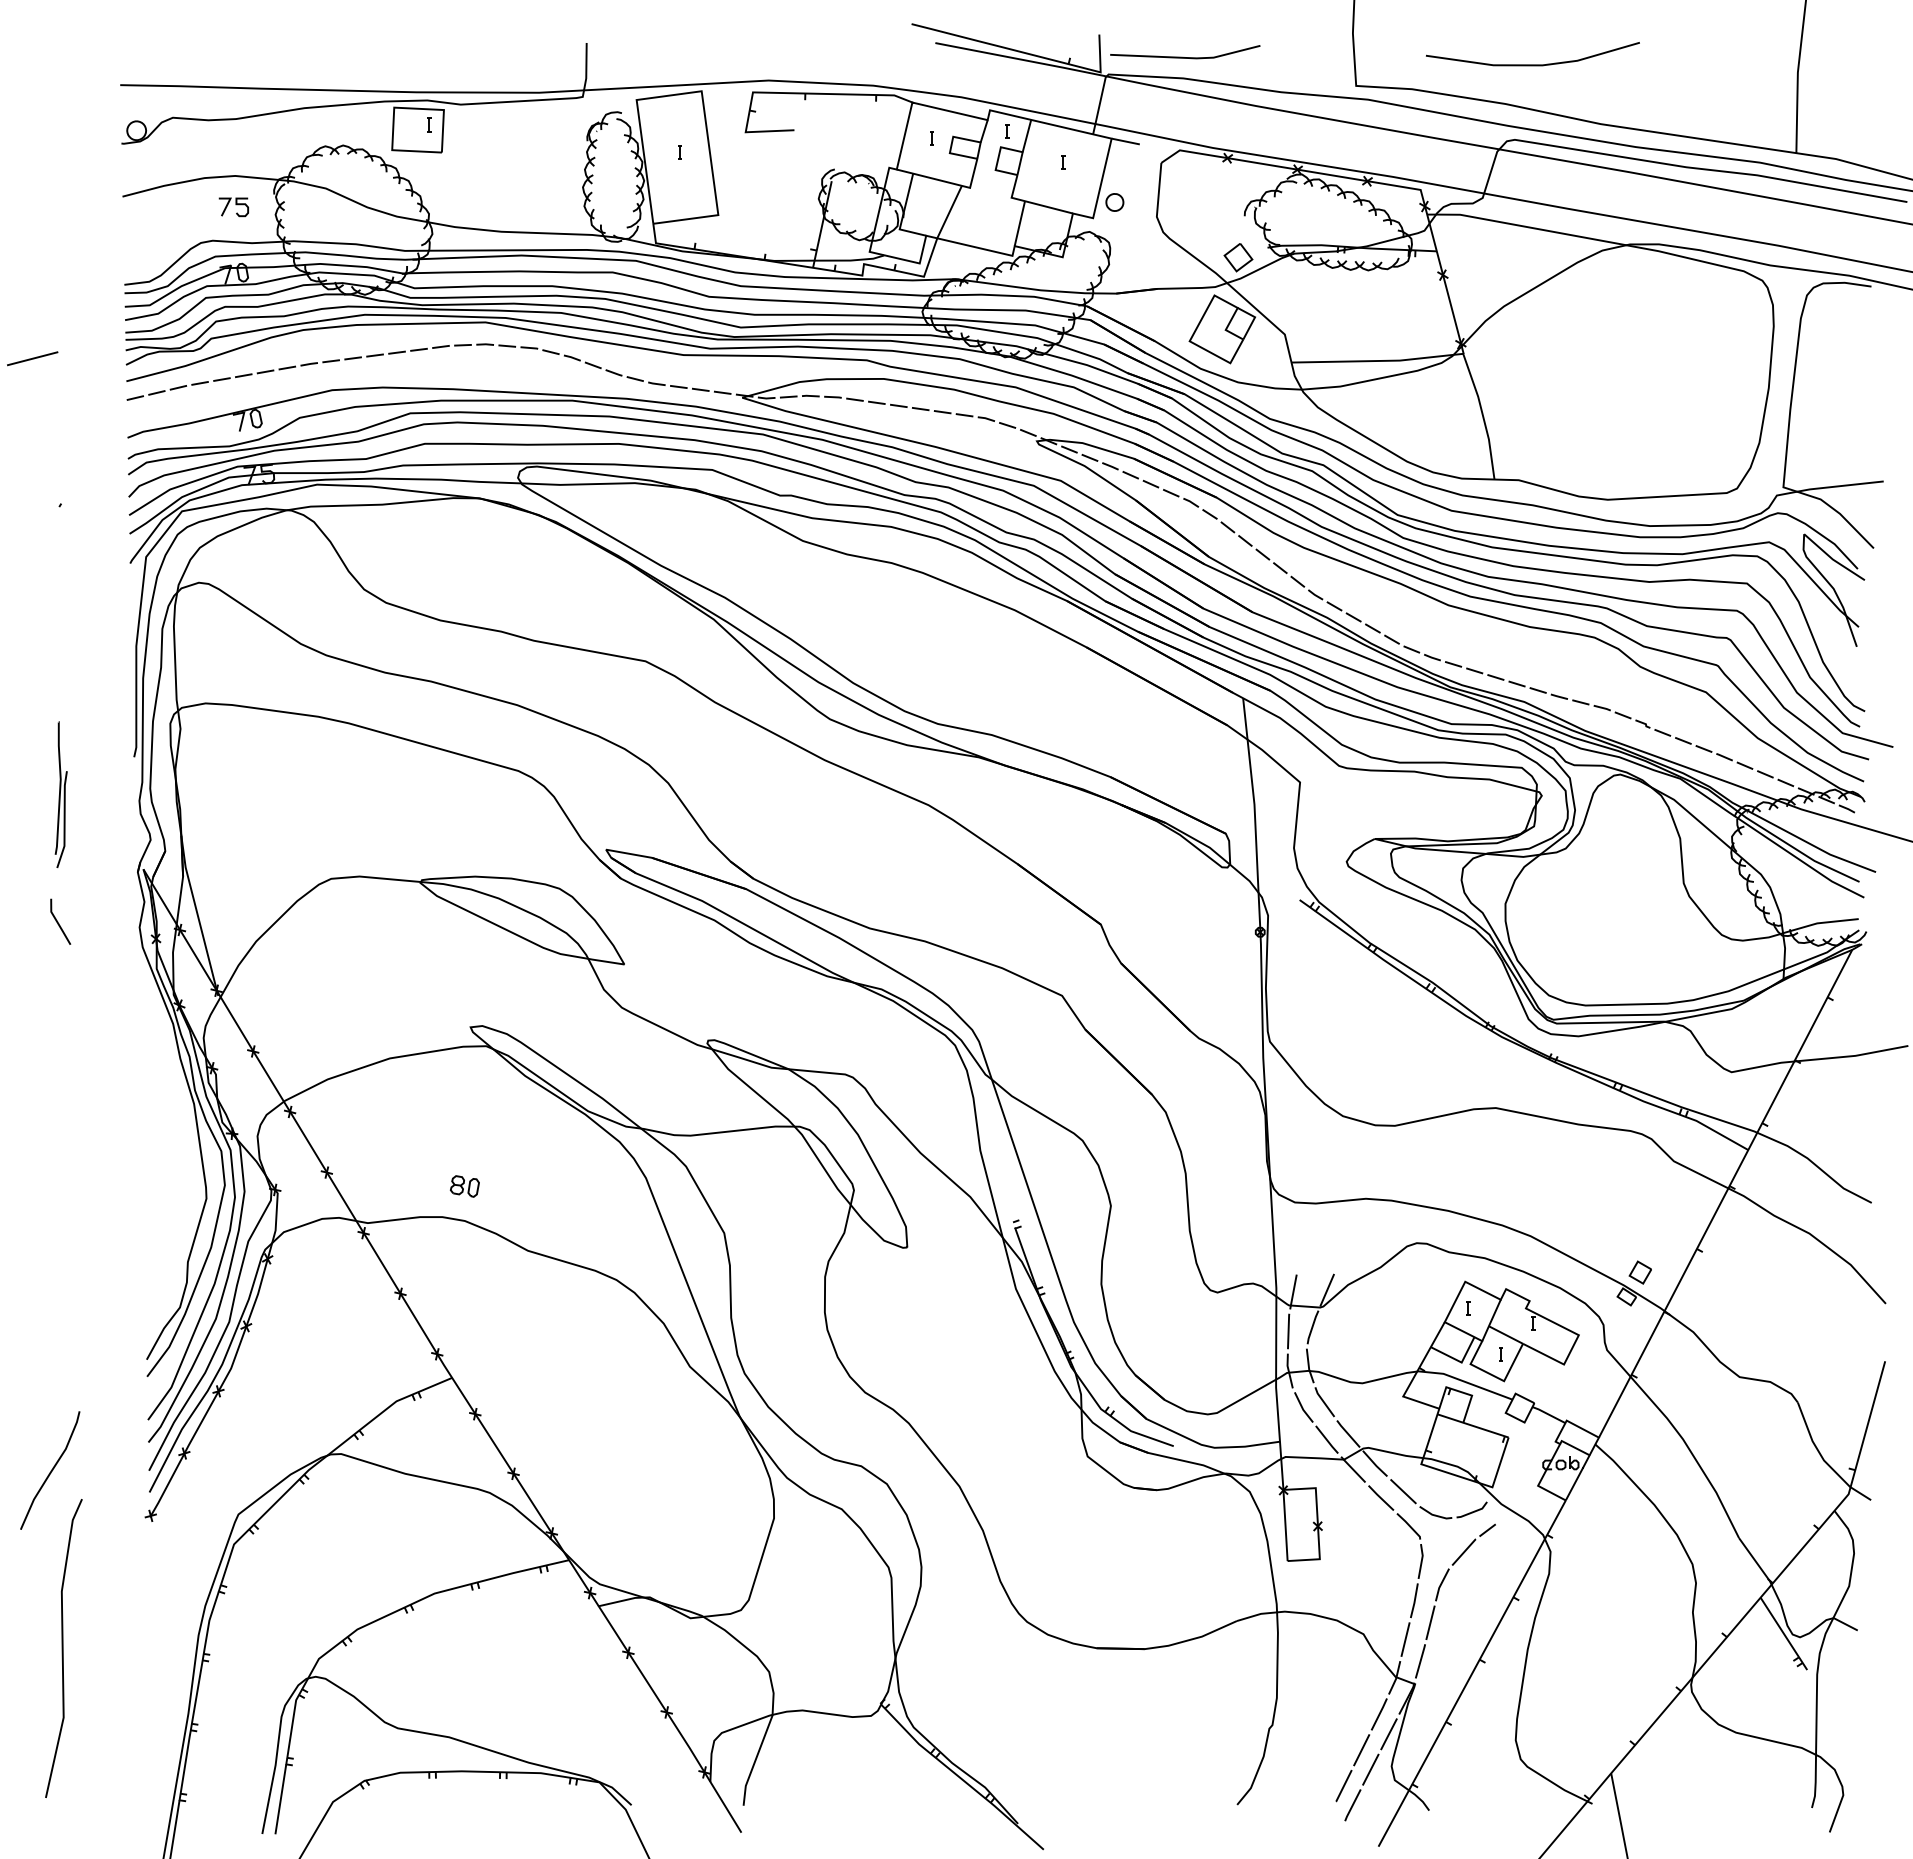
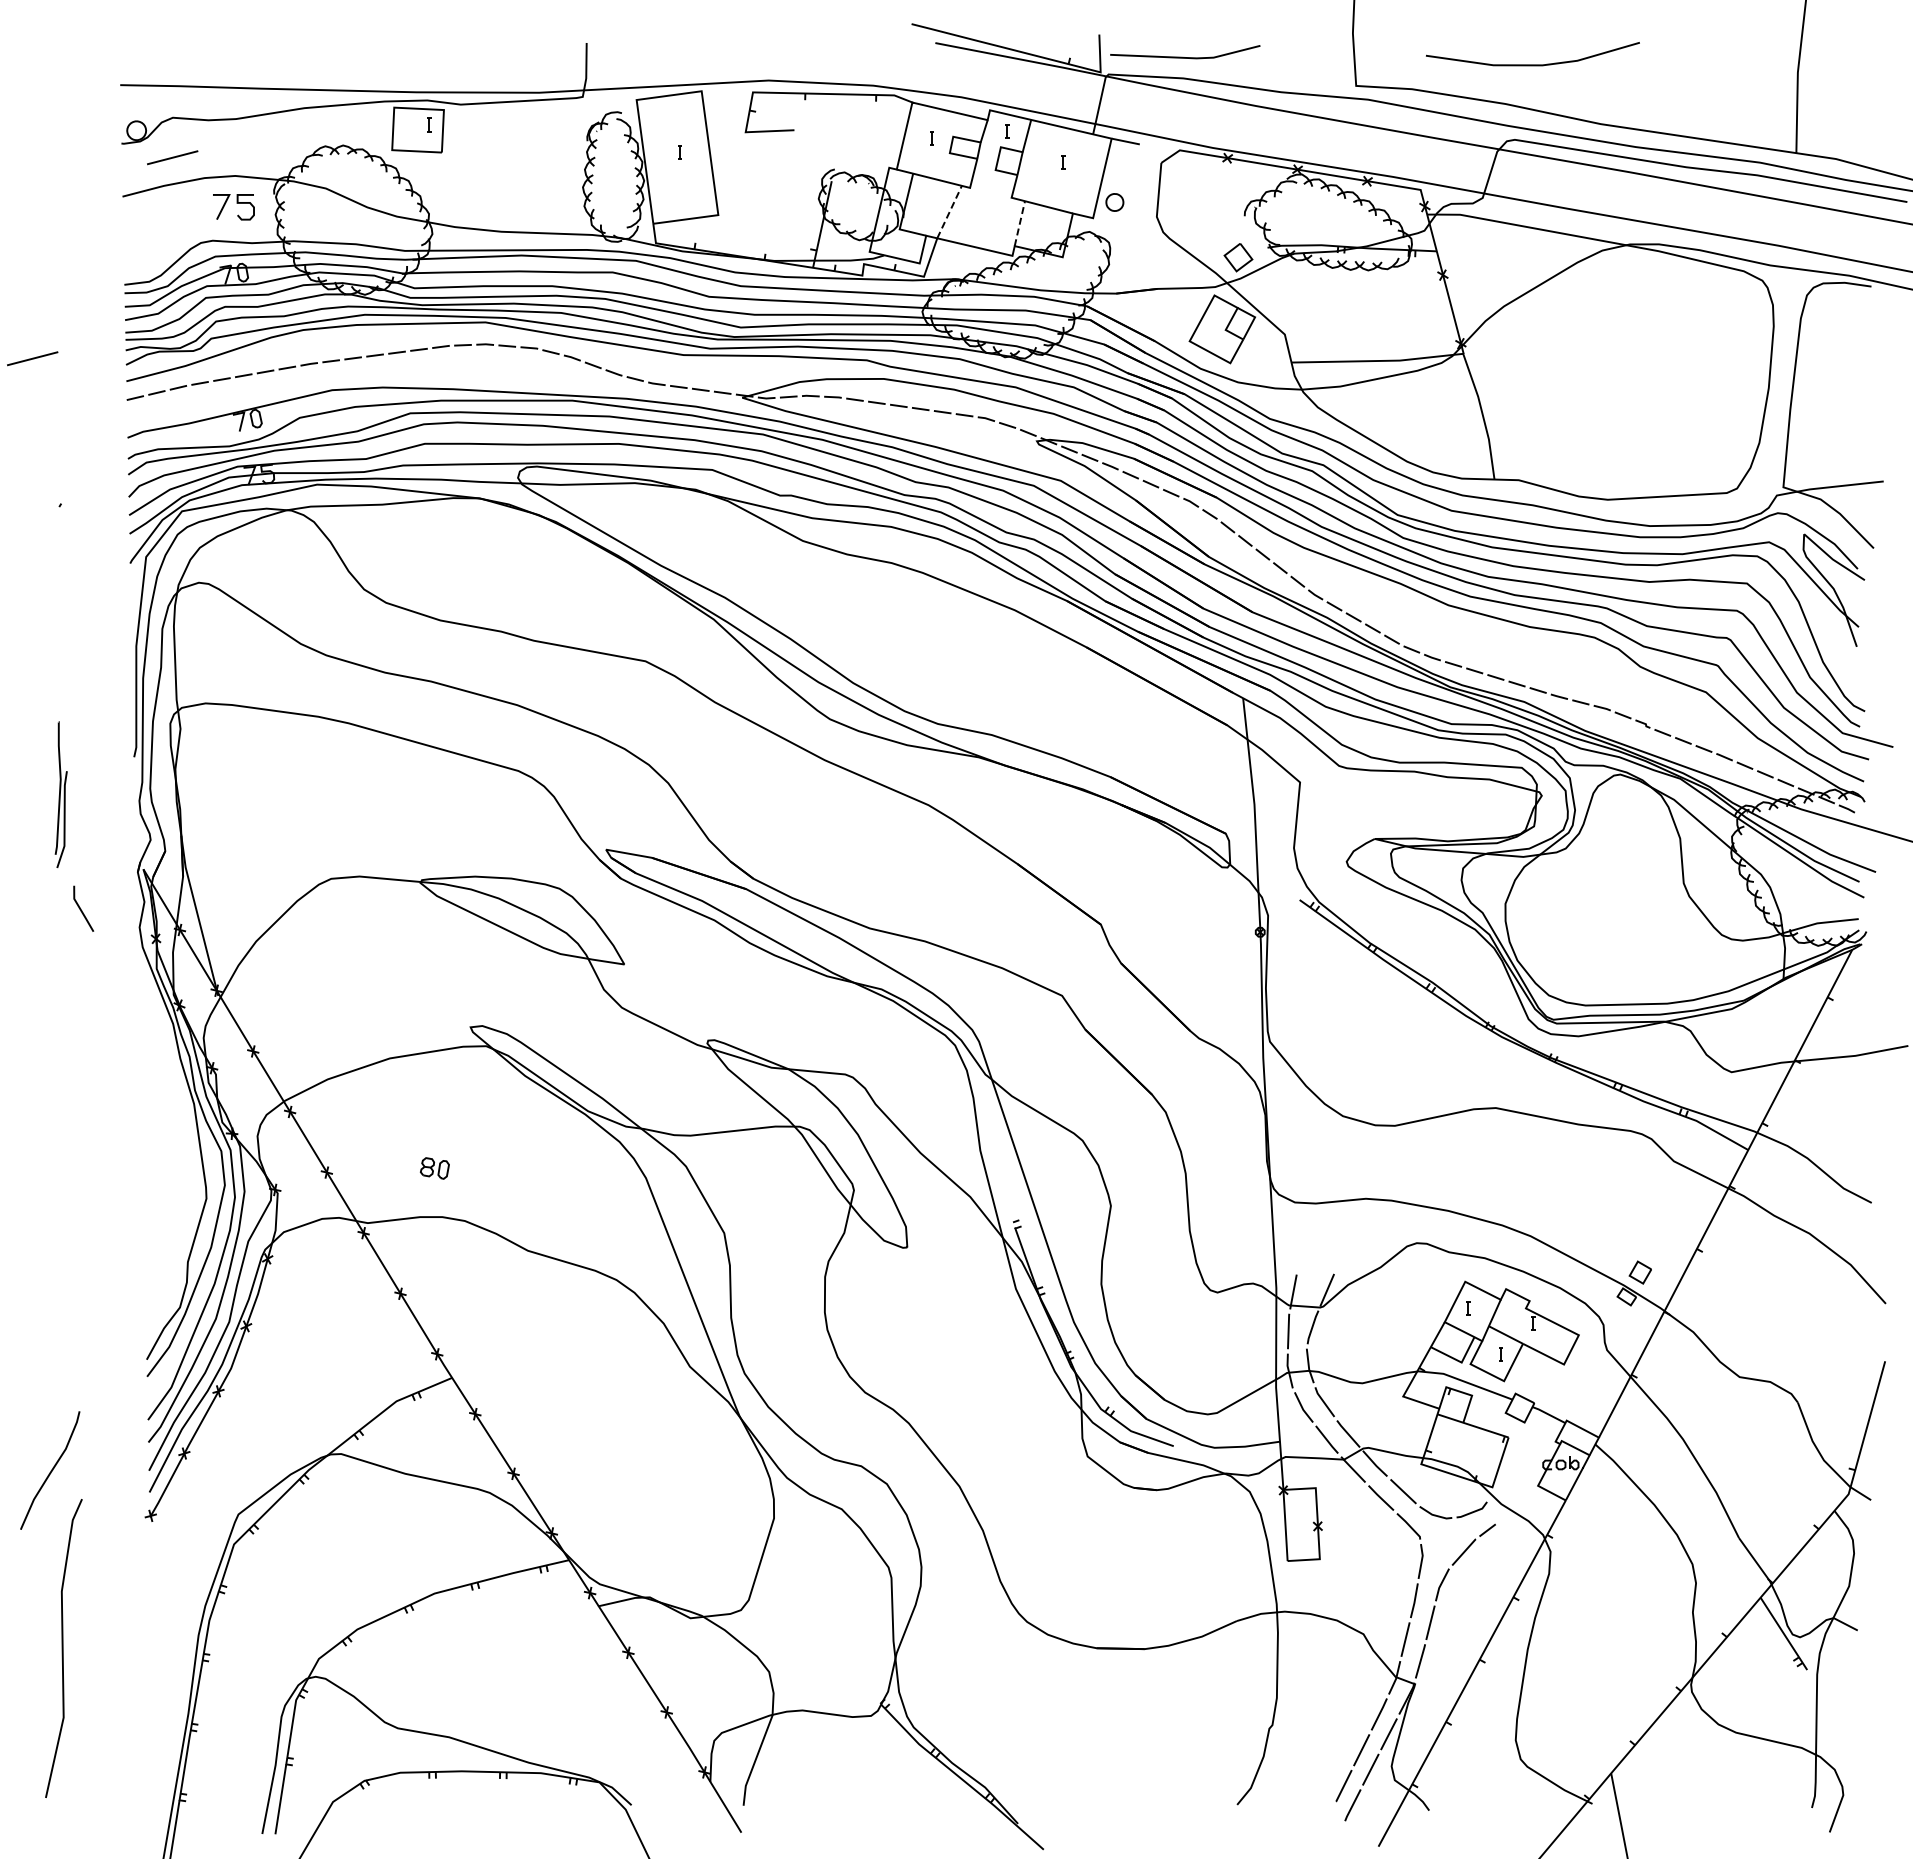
line: none -> present (172, 157)
part size: 31x21 px -> 42x27 px (233, 207)
line: solid -> dashed (949, 212)
line: solid -> dashed (1019, 223)
line position: (58, 921) -> (81, 908) (81, 908)
part position: (464, 1186) -> (434, 1168) (434, 1168)
